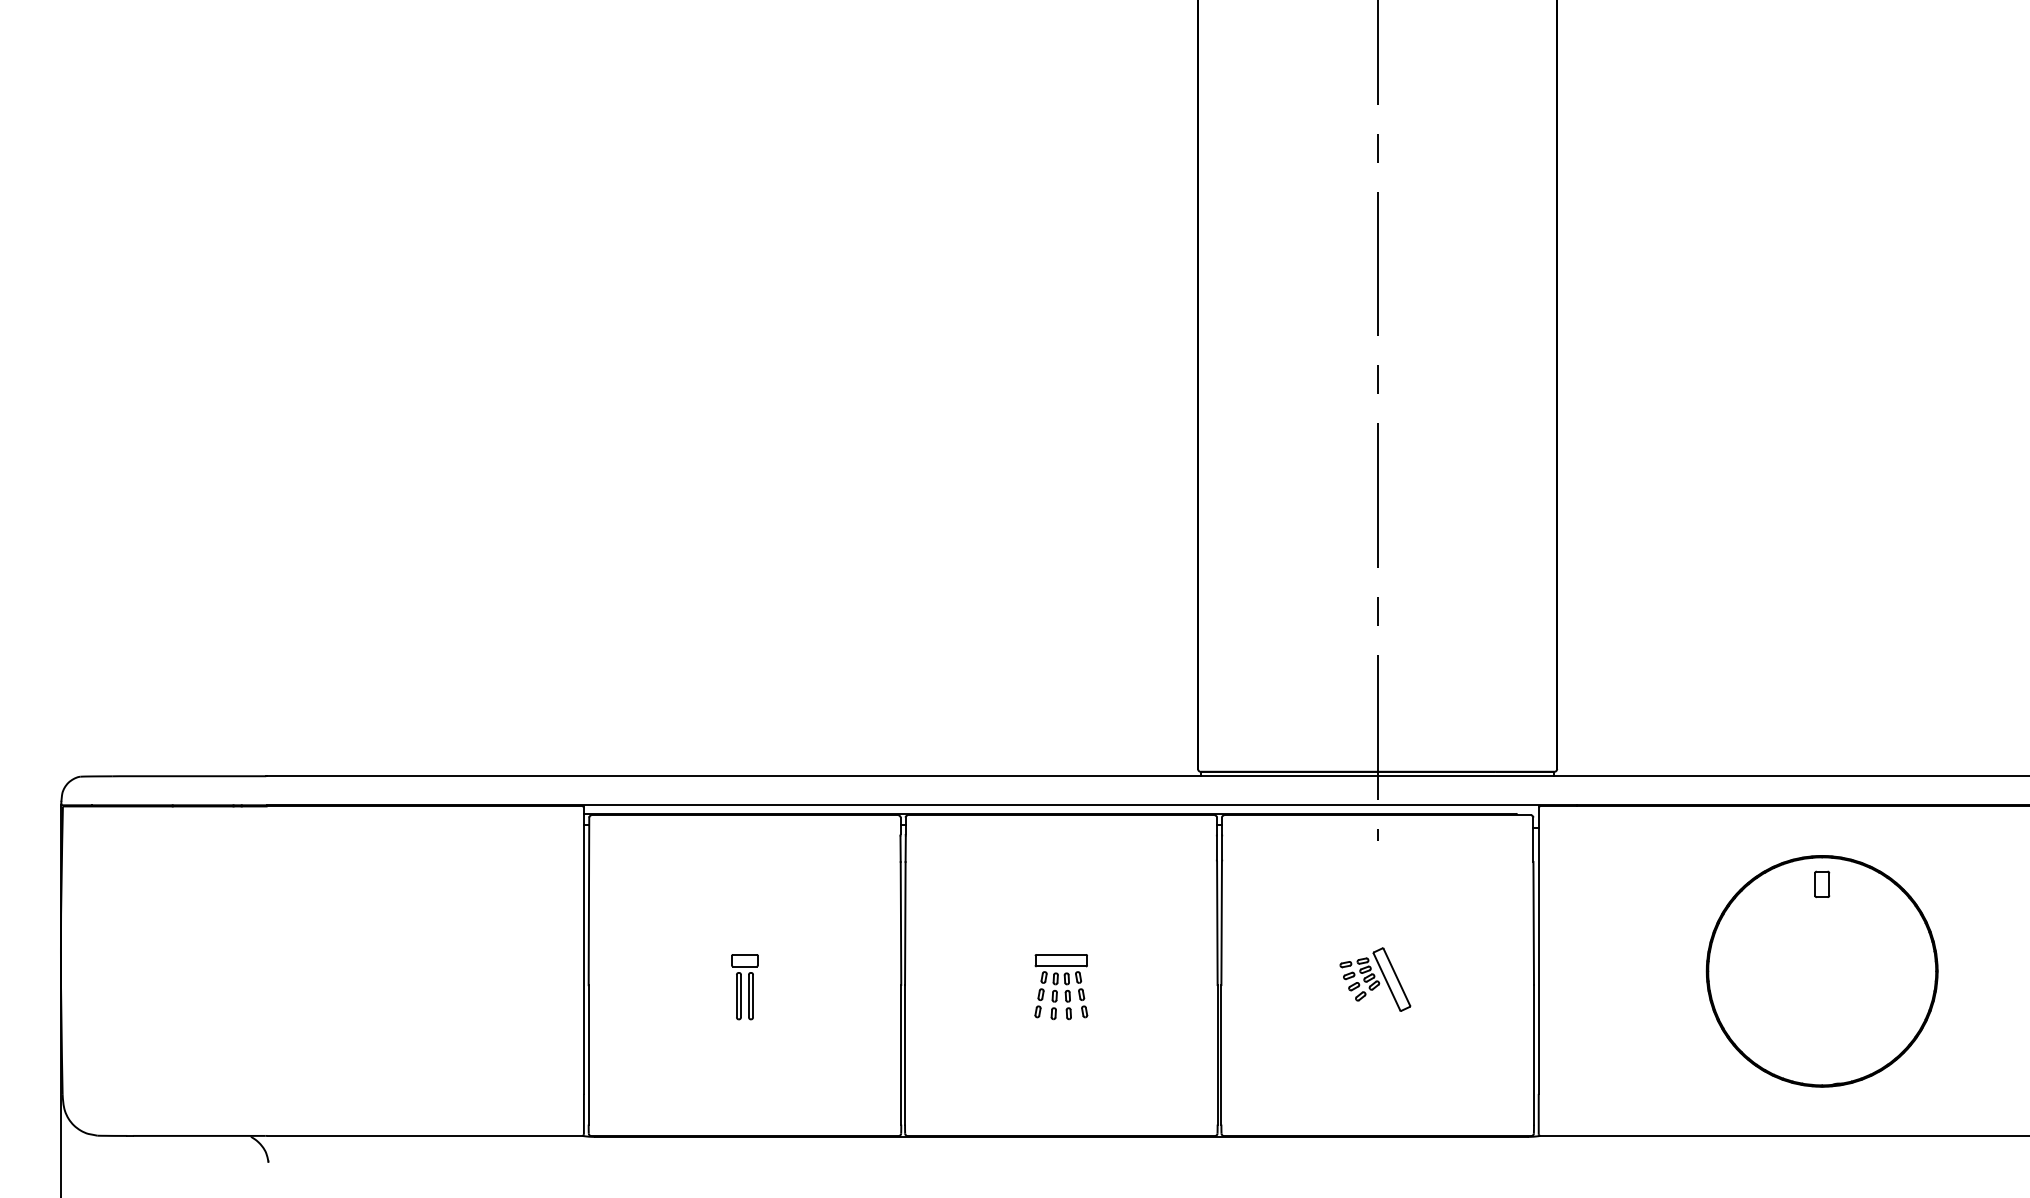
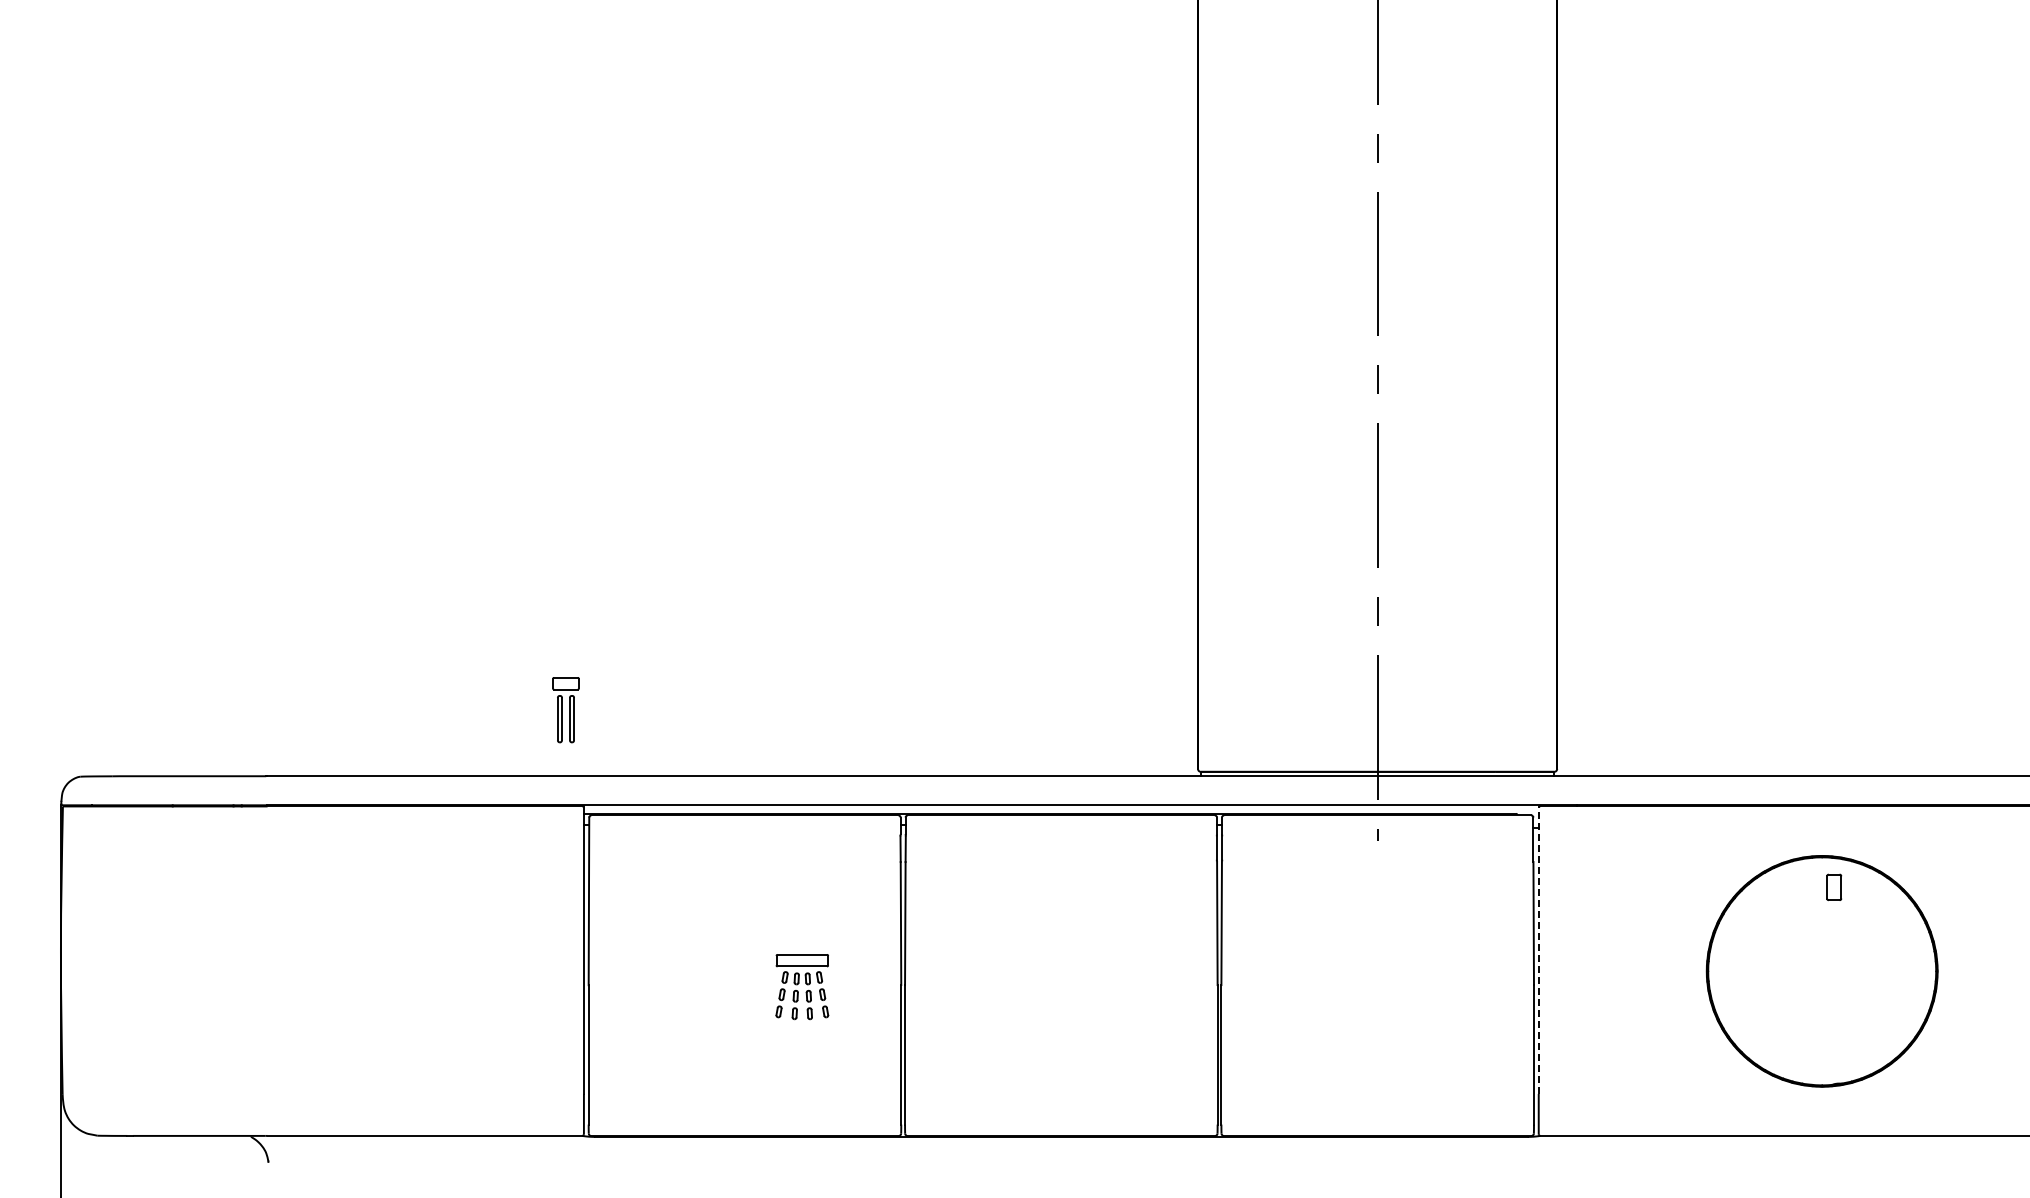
part position: (1822, 884) -> (1834, 887) (1834, 887)
line: solid -> dashed (1538, 950)
part: present -> none (1375, 979)
part position: (744, 987) -> (565, 710) (565, 710)
part position: (1061, 987) -> (802, 987) (802, 987)
